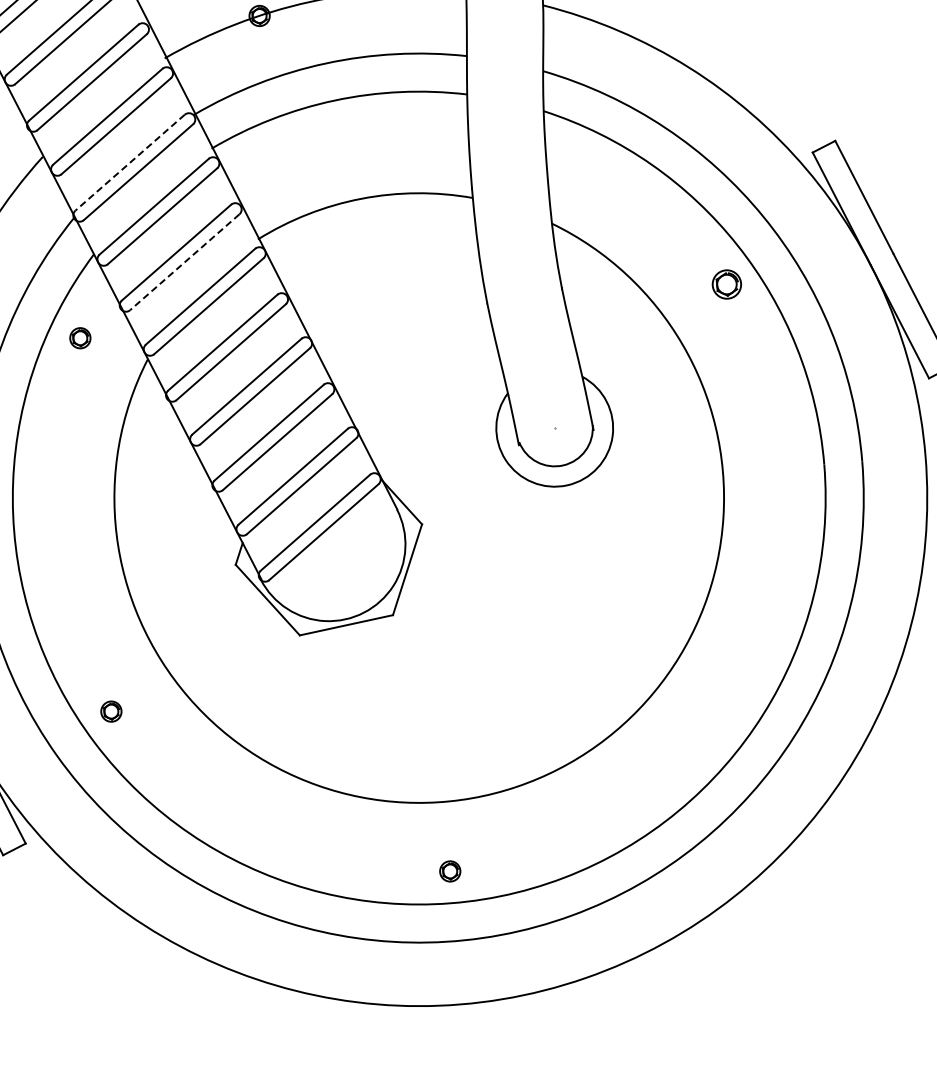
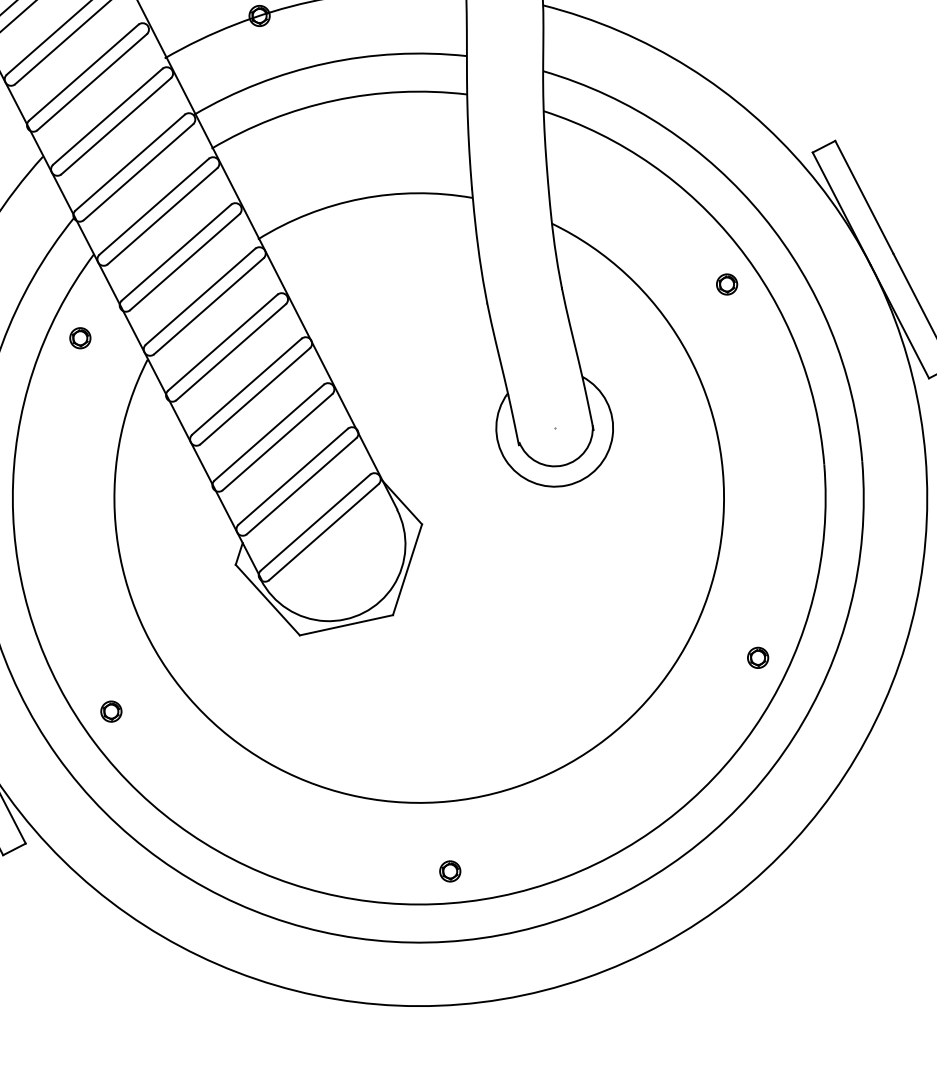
line: dashed -> solid (130, 162)
line: dashed -> solid (184, 262)
part size: 31x31 px -> 23x23 px (727, 284)
part: none -> present (758, 657)
